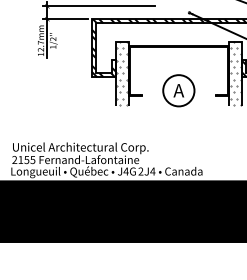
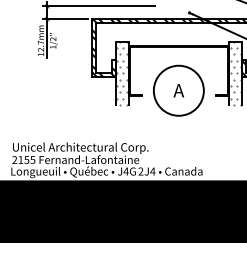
circle diameter: 31 px -> 50 px (178, 90)
